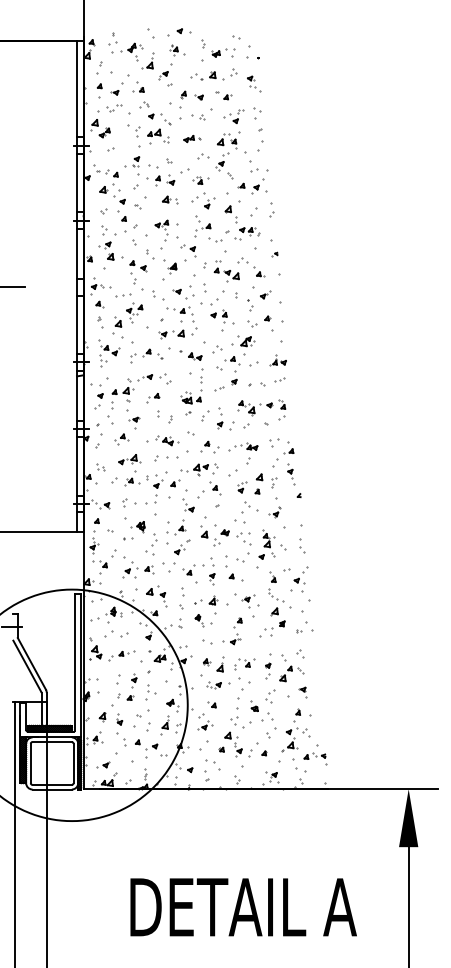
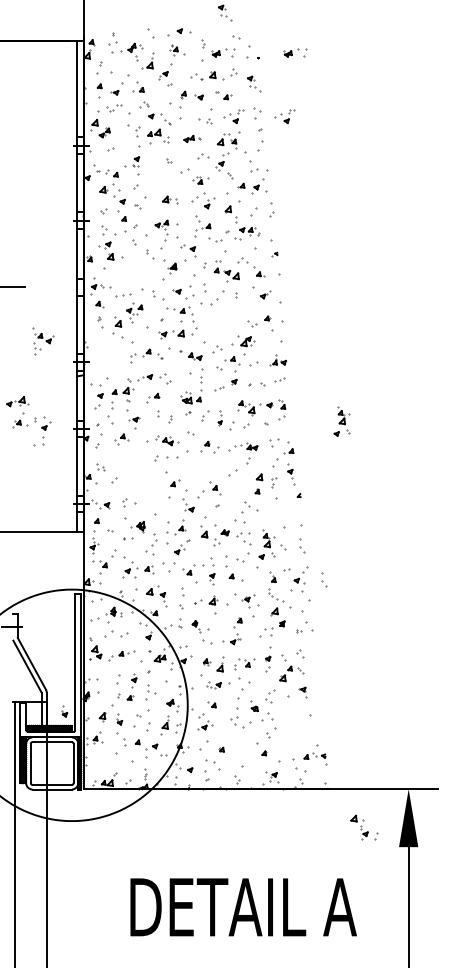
part: none -> present (225, 12)
part: none -> present (295, 52)
part: none -> present (284, 116)
part position: (198, 117) -> (205, 121) (205, 121)
part: present -> none (160, 175)
part: present -> none (138, 272)
part: present -> none (250, 305)
part: present -> none (222, 320)
part position: (109, 353) -> (43, 341) (43, 341)
part size: 7x23 px -> 6x17 px (219, 418)
part: none -> present (341, 421)
part: present -> none (199, 469)
part position: (140, 479) -> (28, 421) (28, 421)
part: present -> none (242, 487)
part: present -> none (274, 512)
part: none -> present (324, 579)
part position: (203, 620) -> (200, 626) (200, 626)
part position: (268, 666) -> (268, 659) (268, 659)
part: none -> present (64, 711)
part: present -> none (295, 730)
part position: (238, 744) -> (364, 827) (364, 827)
part: present -> none (103, 764)
